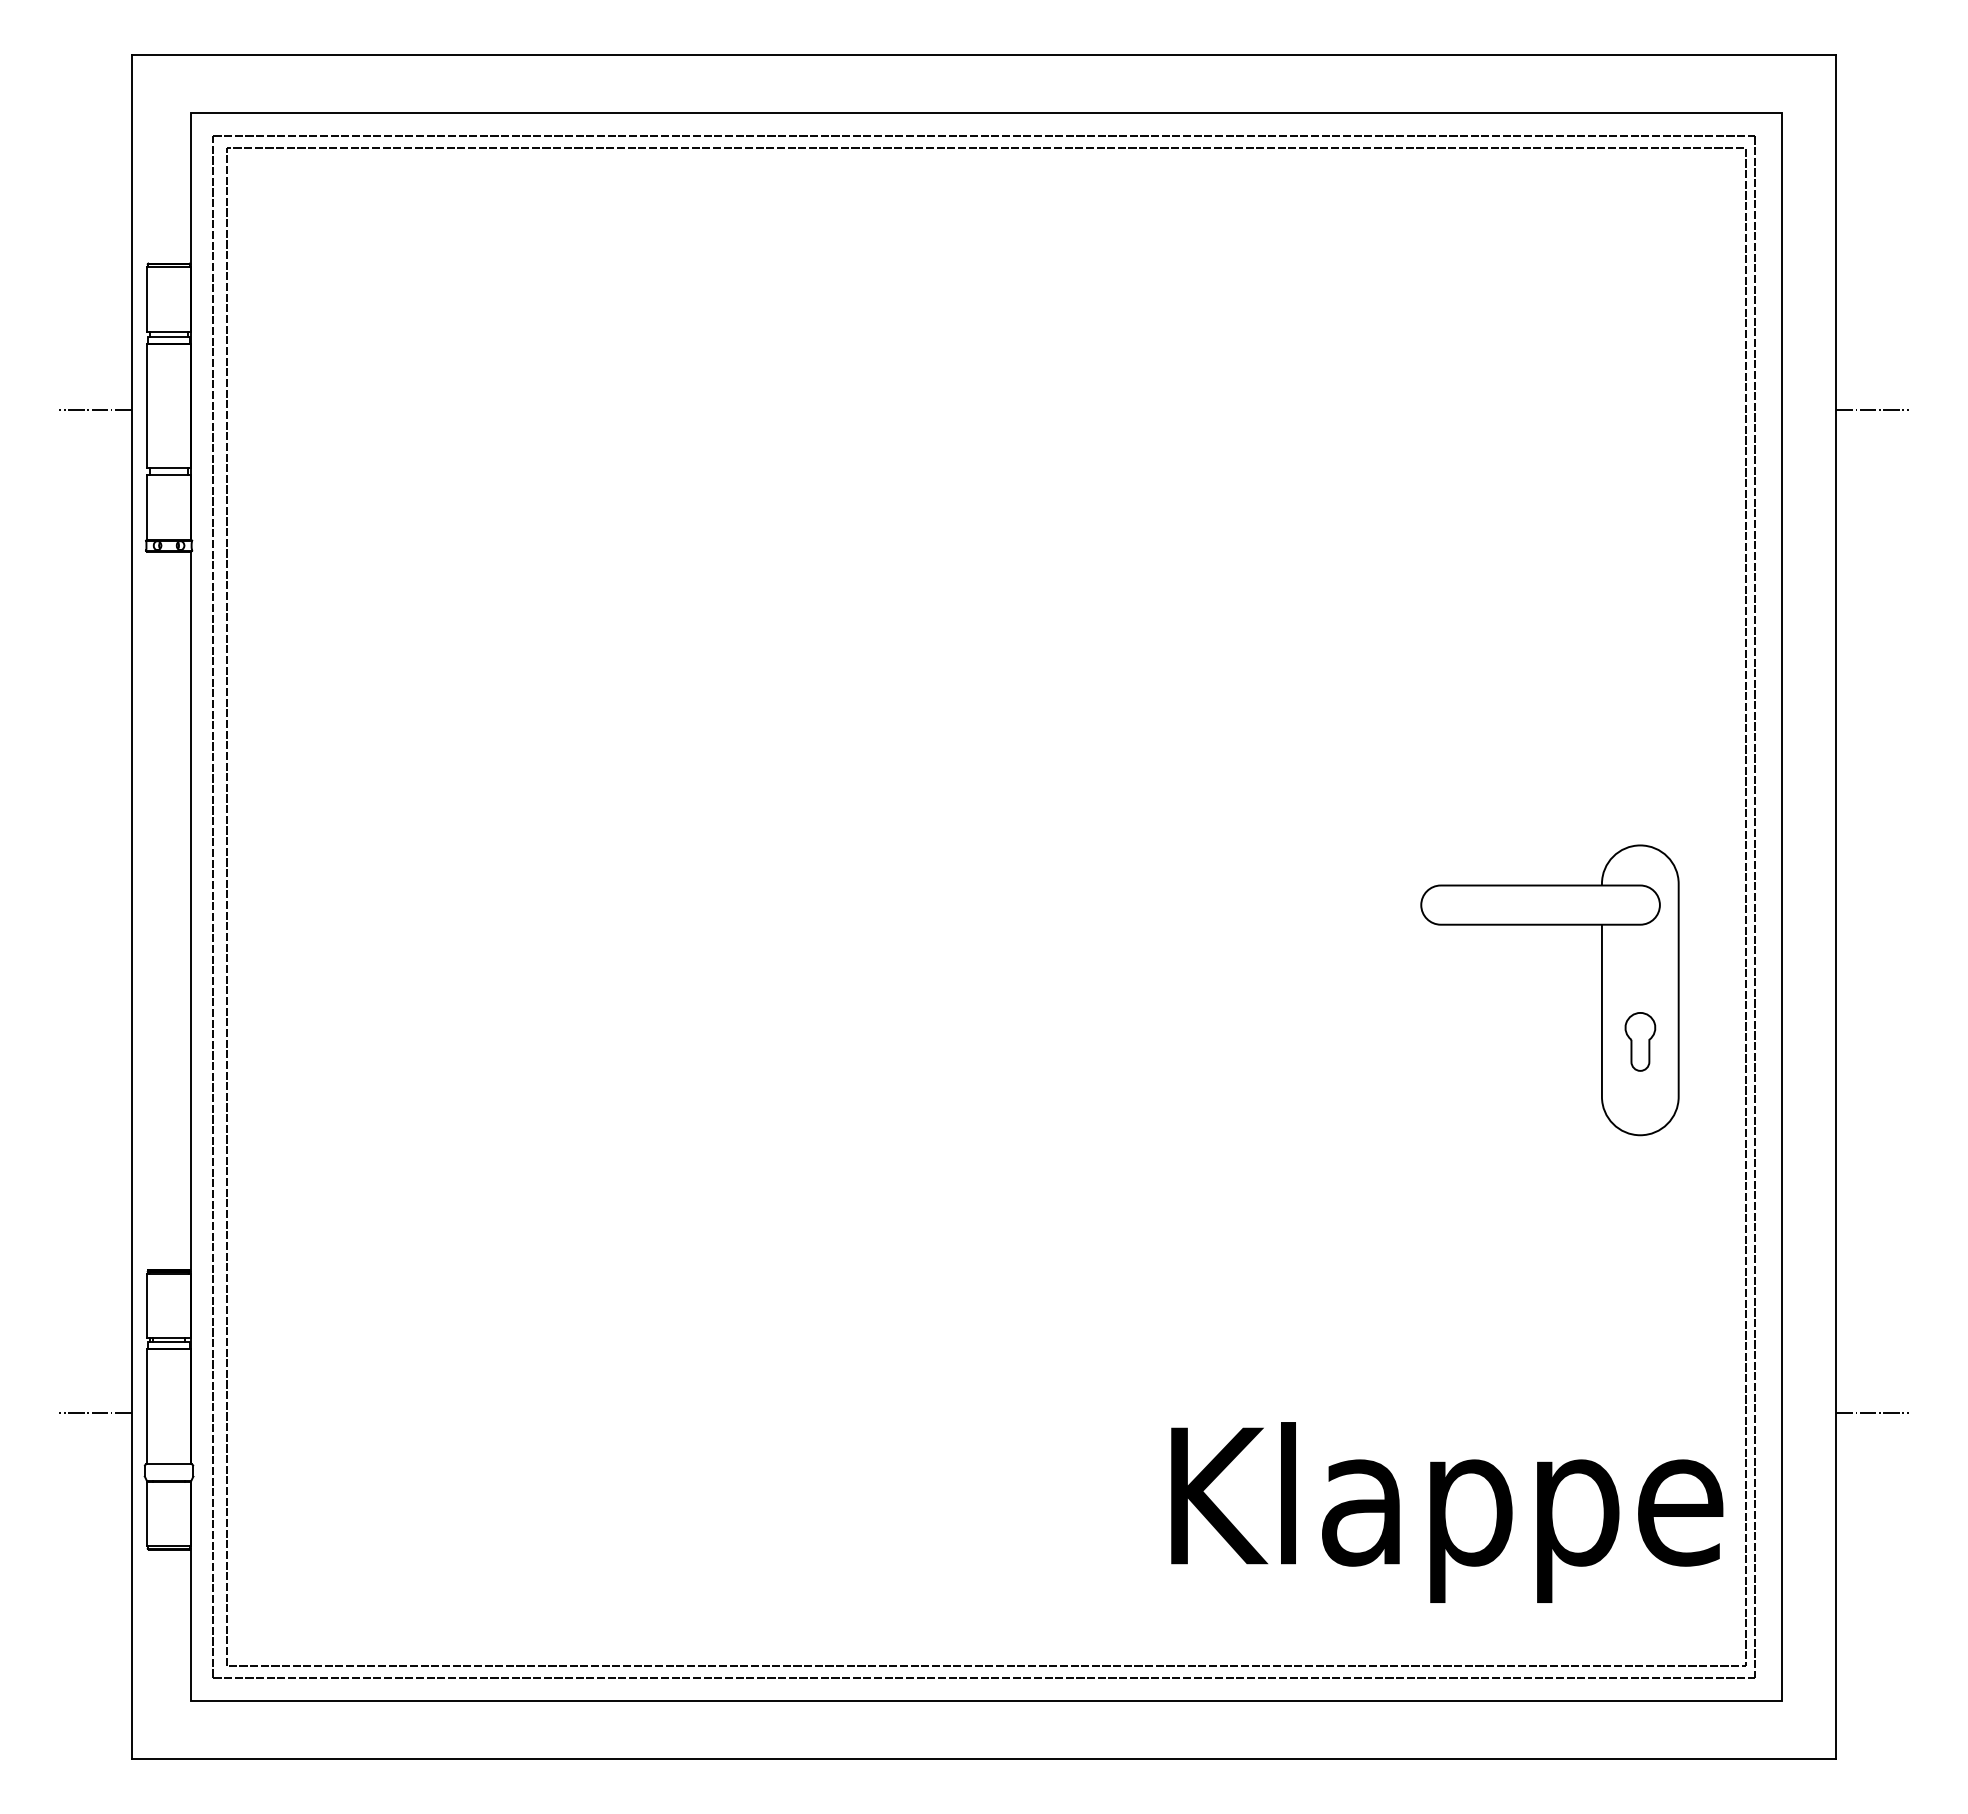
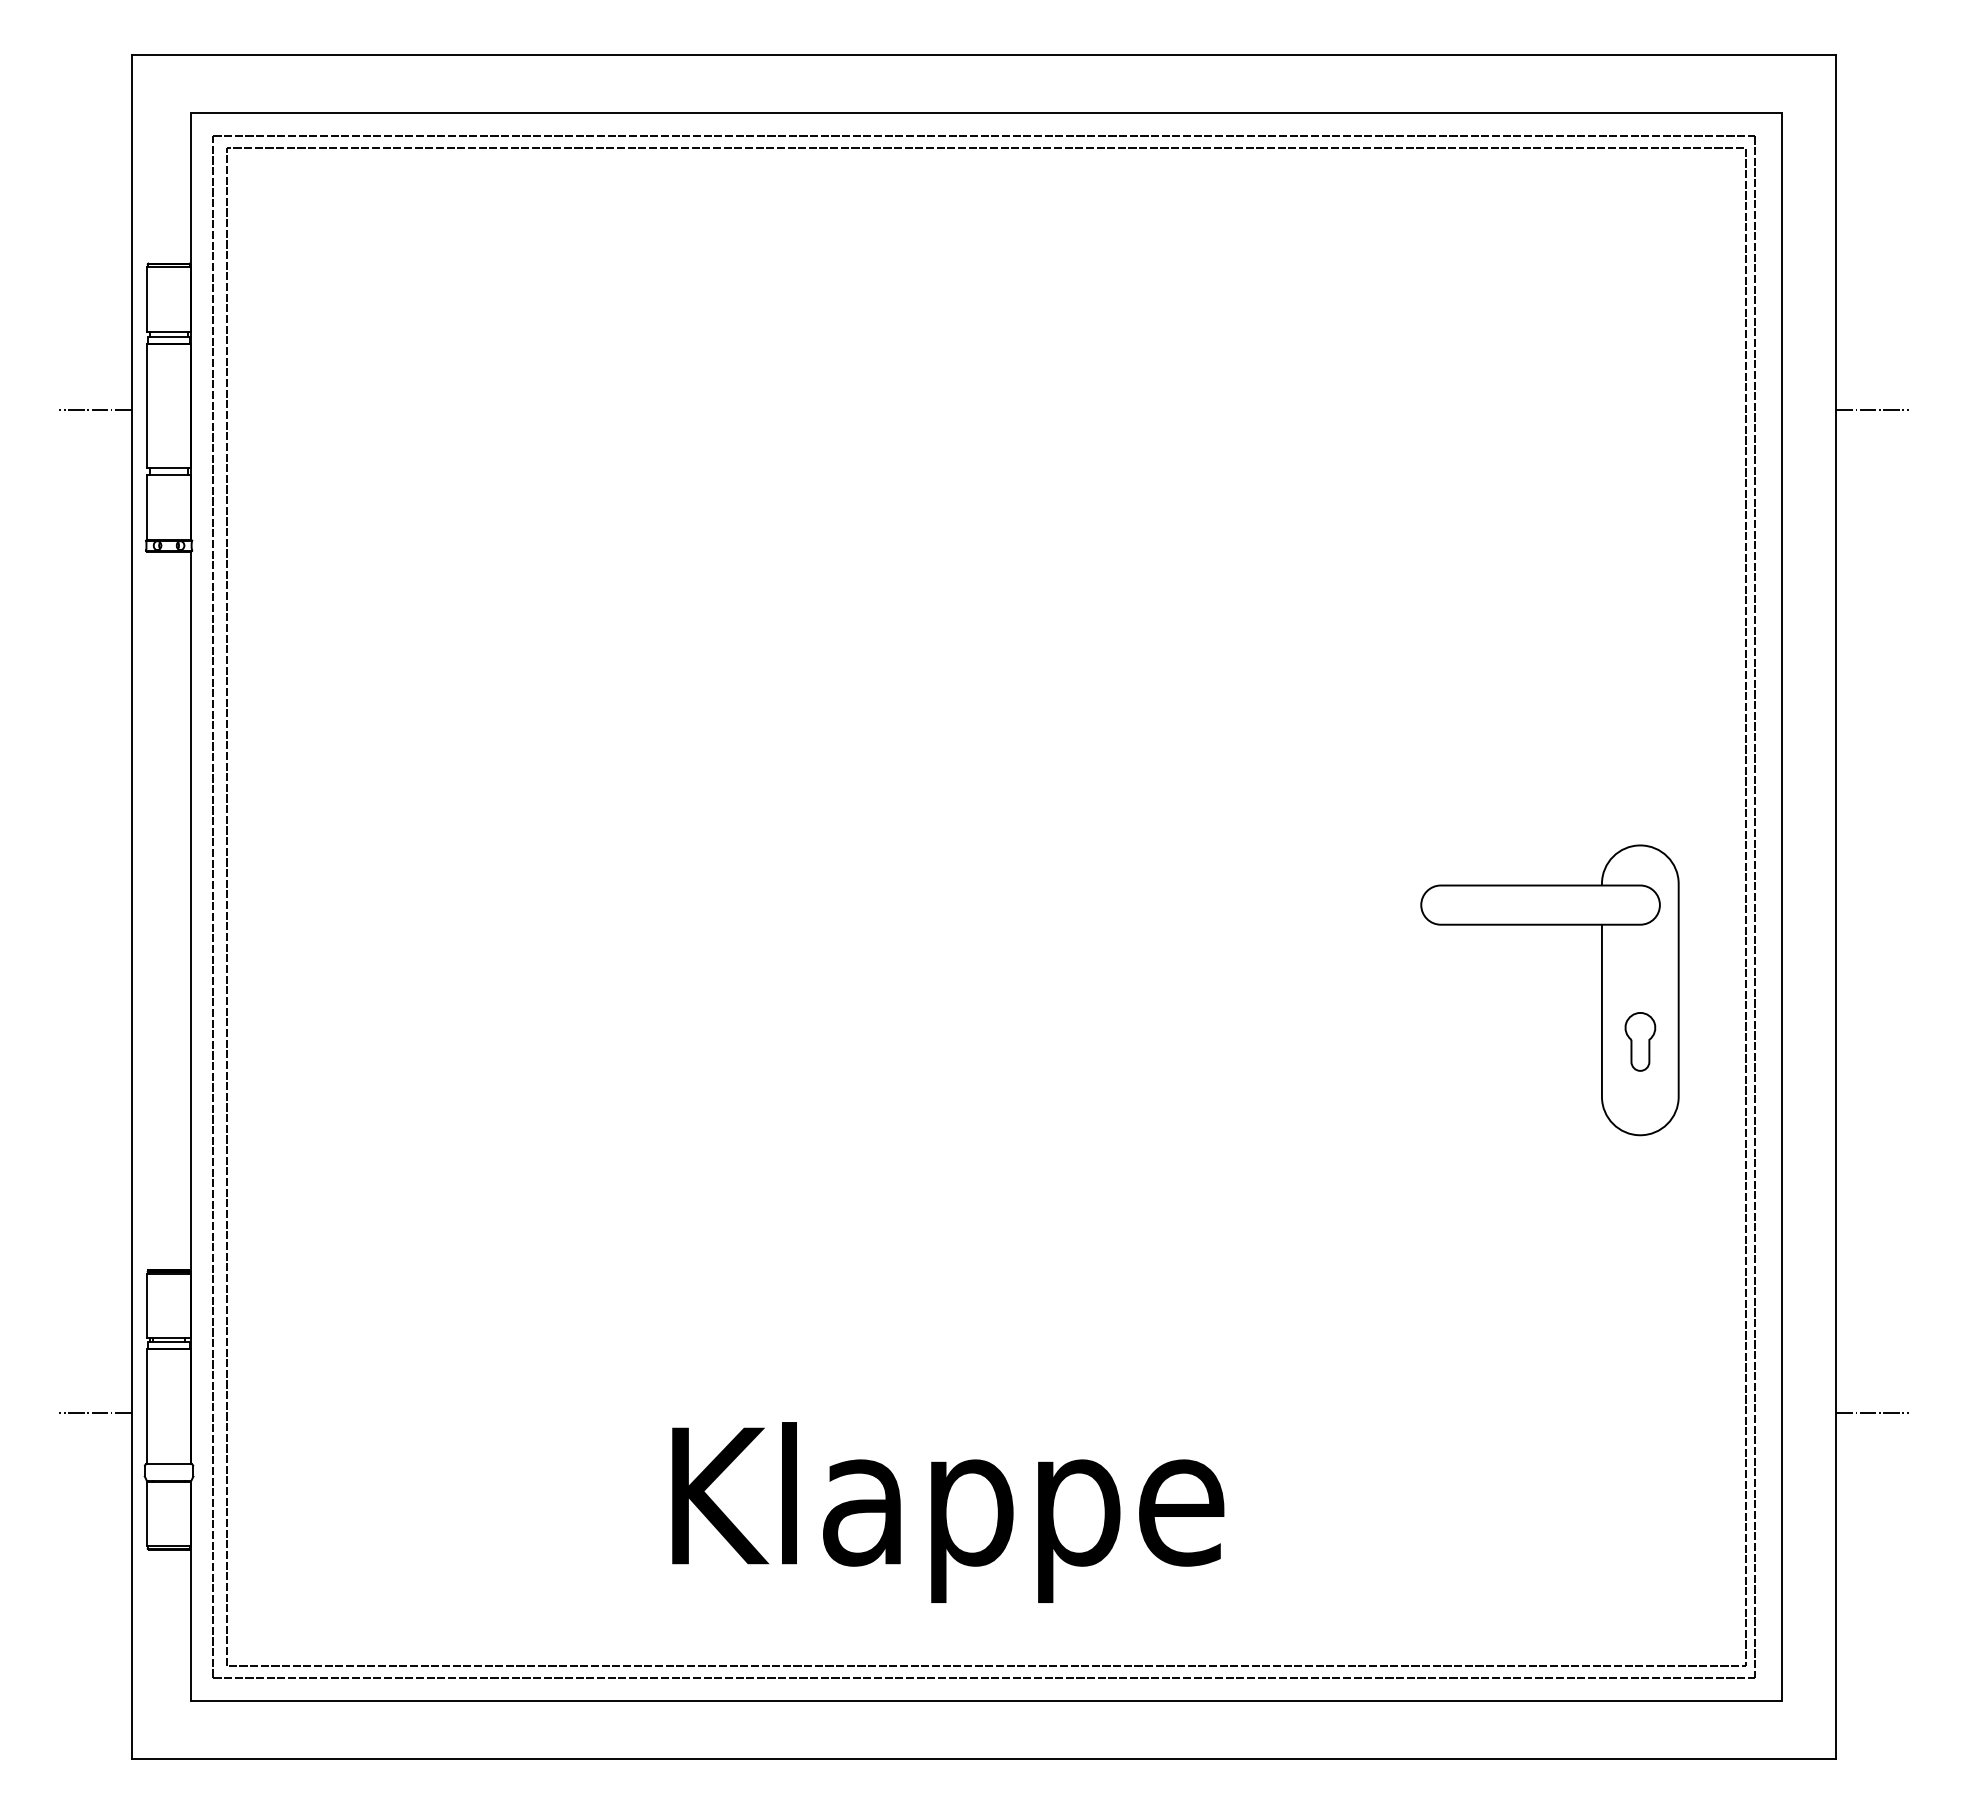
text position: (1447, 1512) -> (948, 1512) (948, 1512)
